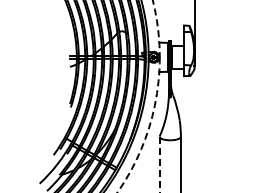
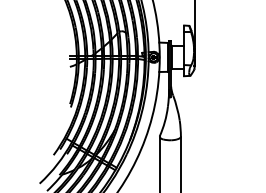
circle: dashed -> solid (138, 96)
line: dashed -> solid (159, 164)
